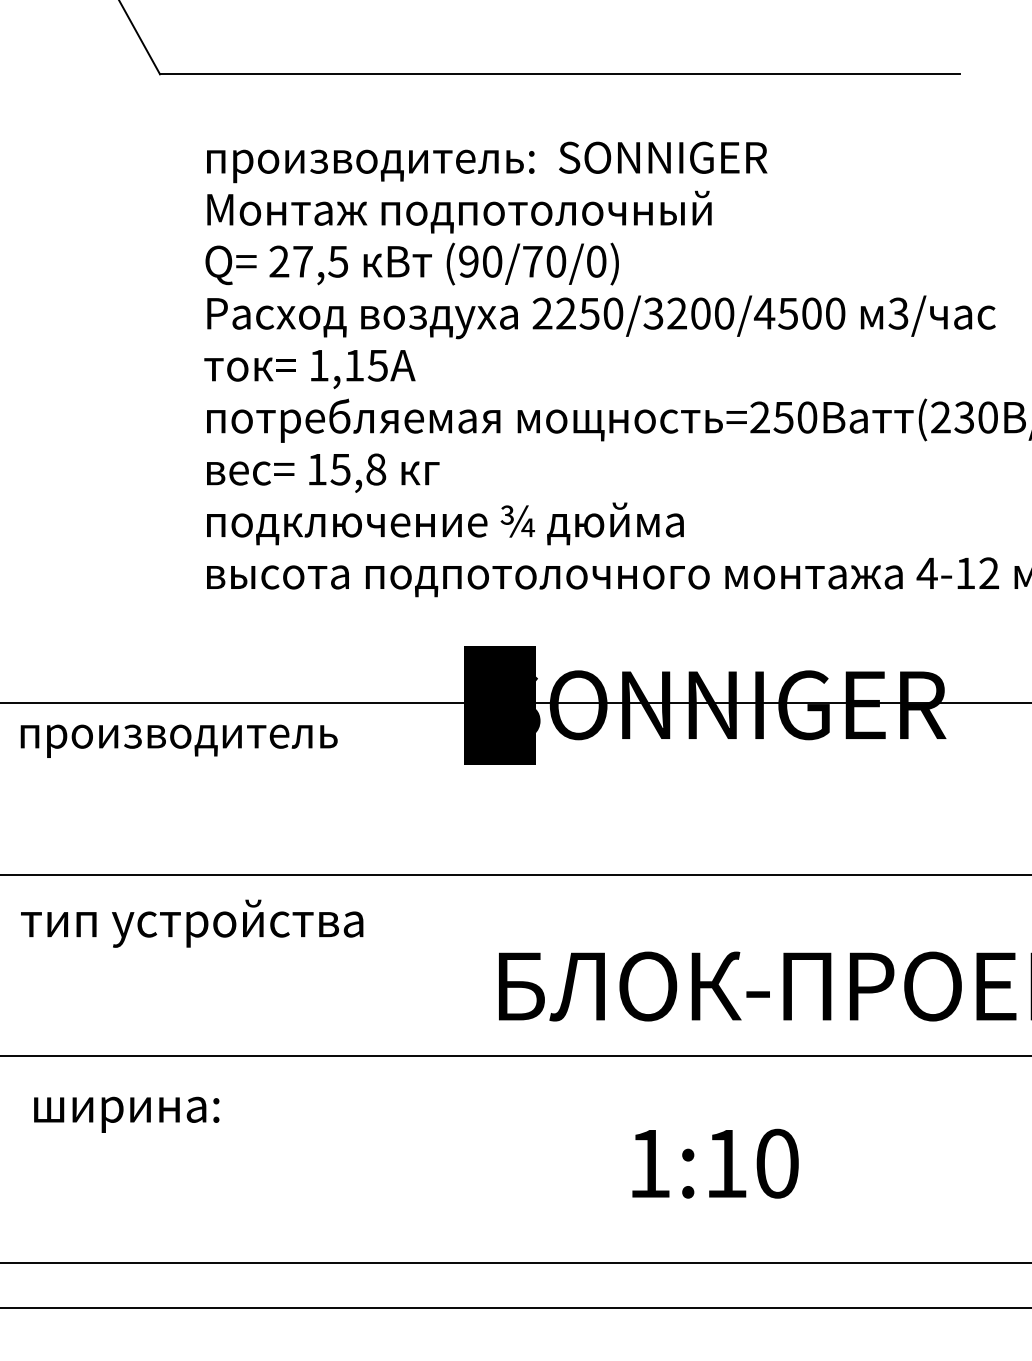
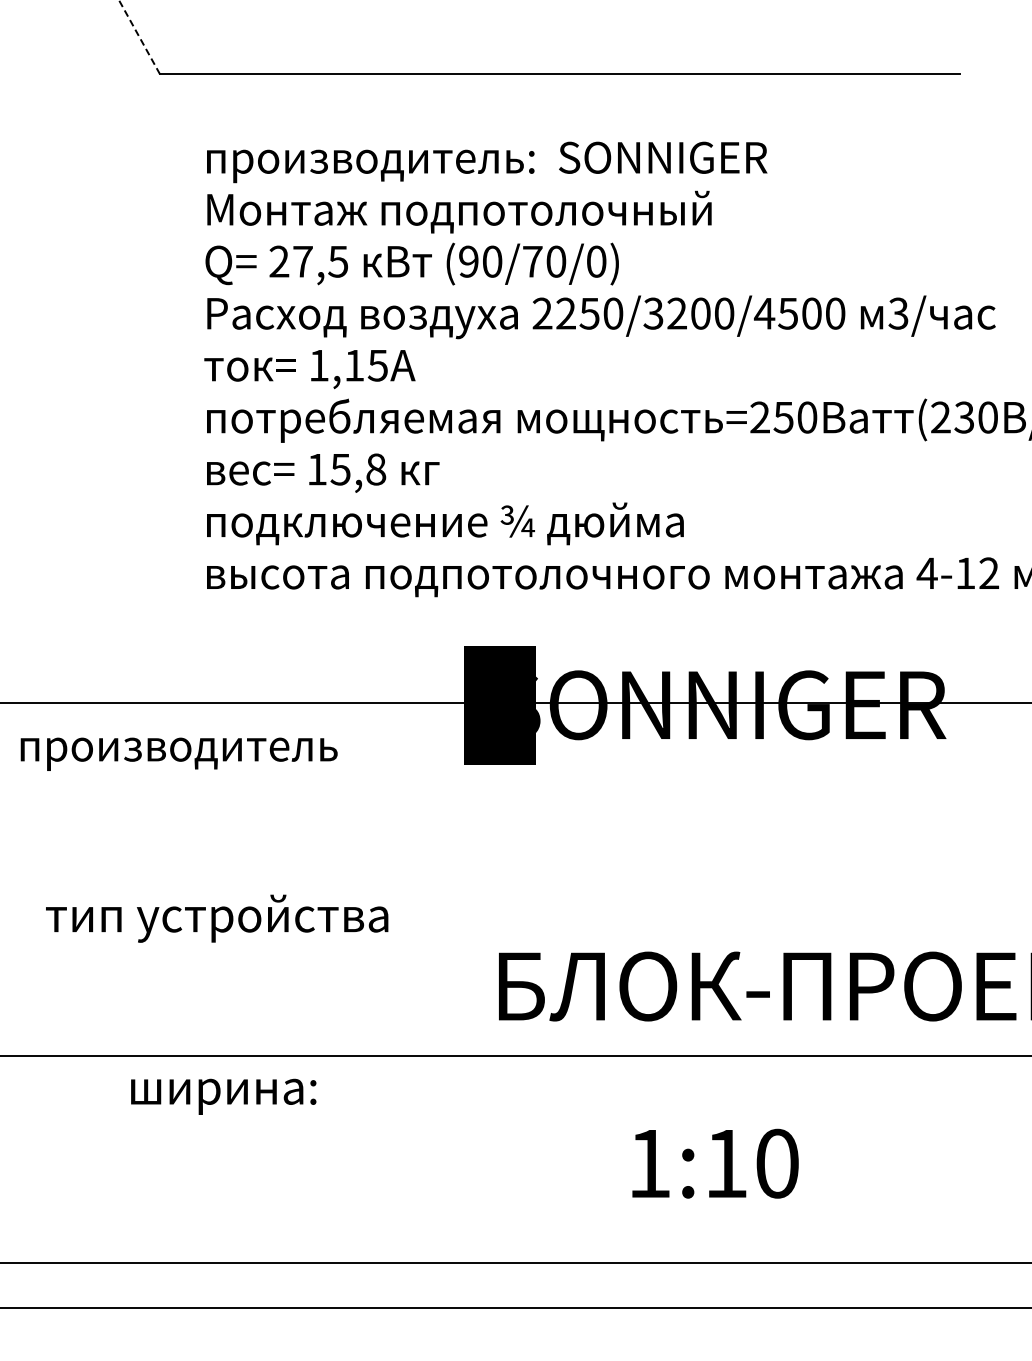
line: solid -> dashed (139, 36)
text position: (178, 740) -> (178, 753) (178, 753)
line: present -> none (515, 875)
text position: (192, 923) -> (217, 918) (217, 918)
text position: (126, 1114) -> (223, 1096) (223, 1096)
